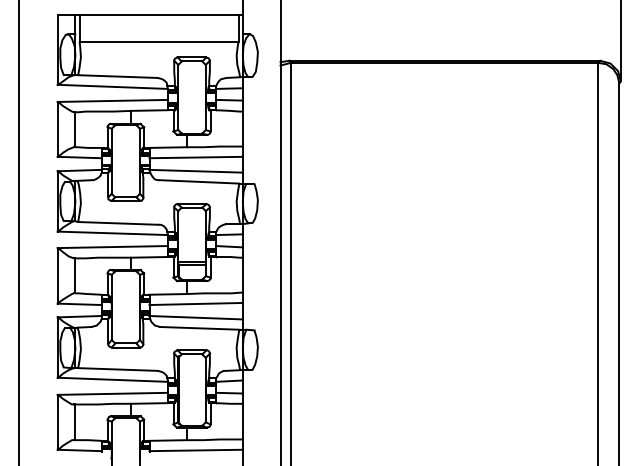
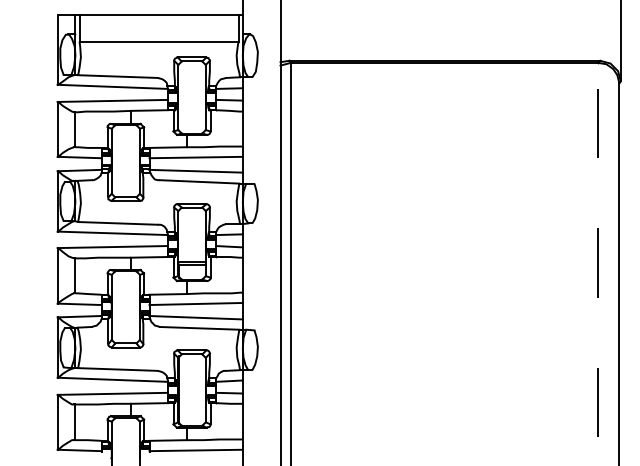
line: present -> none (19, 232)
line: solid -> dashed (598, 263)
